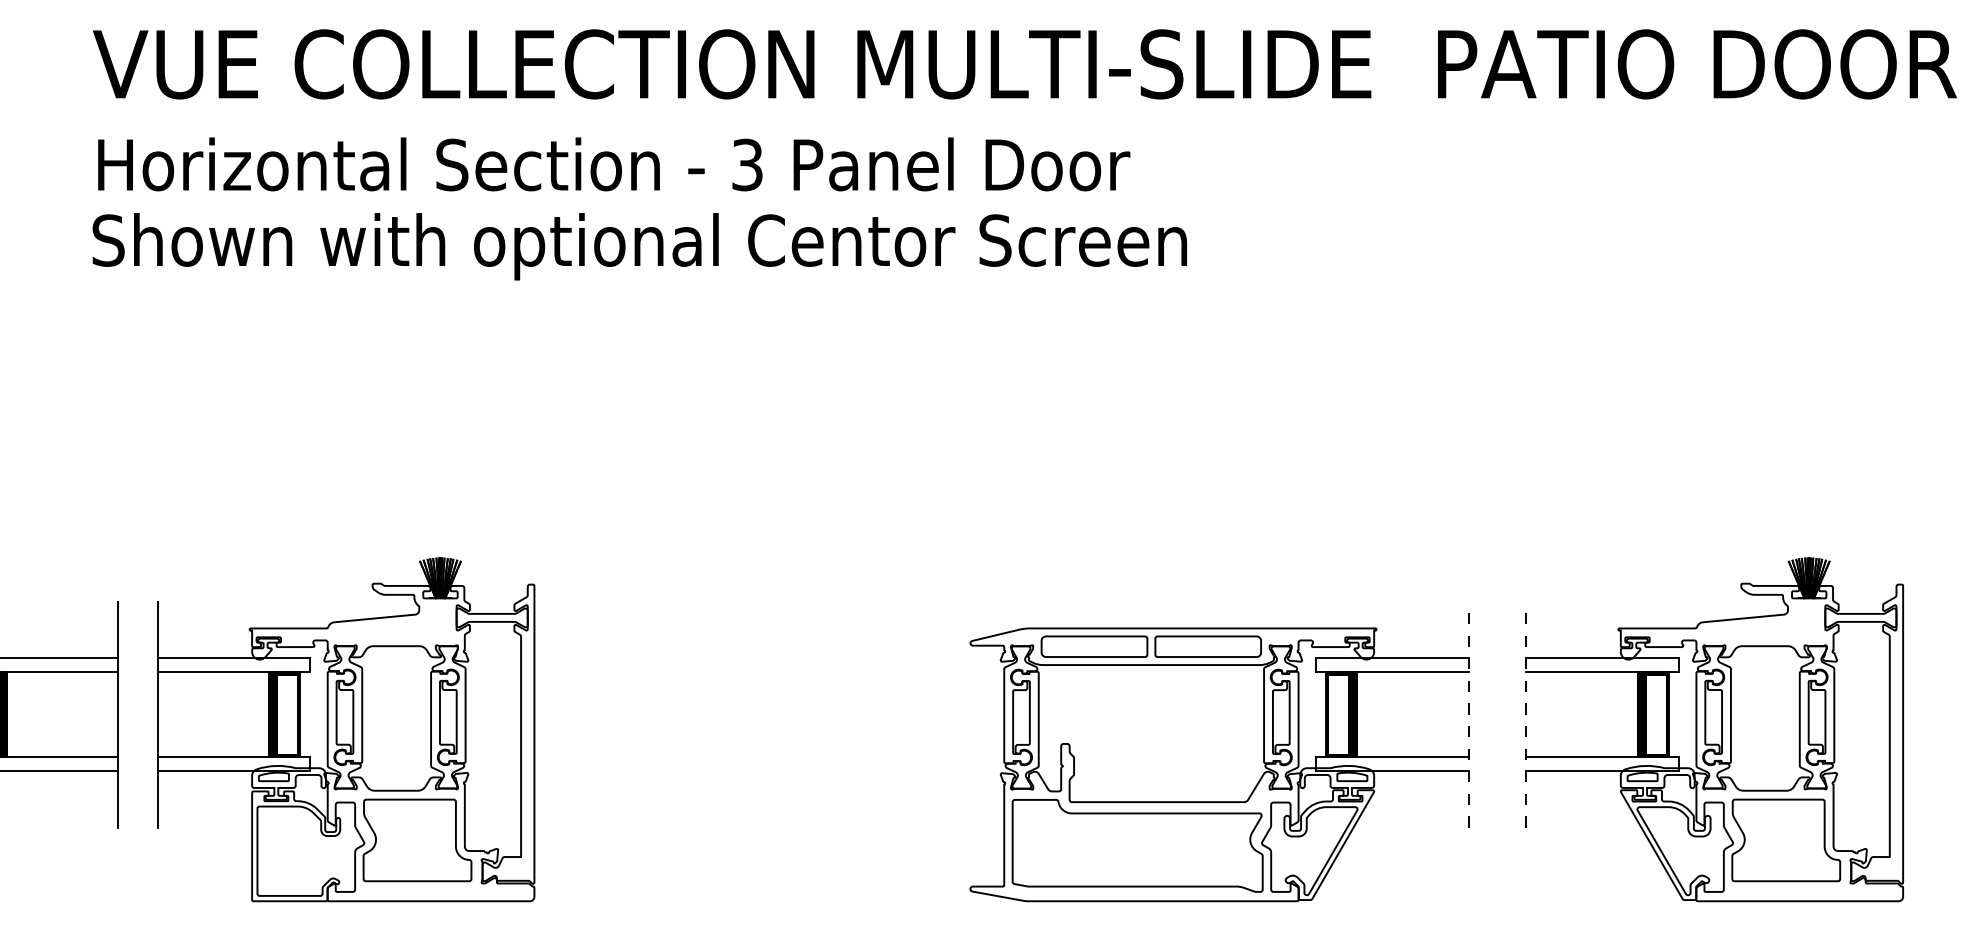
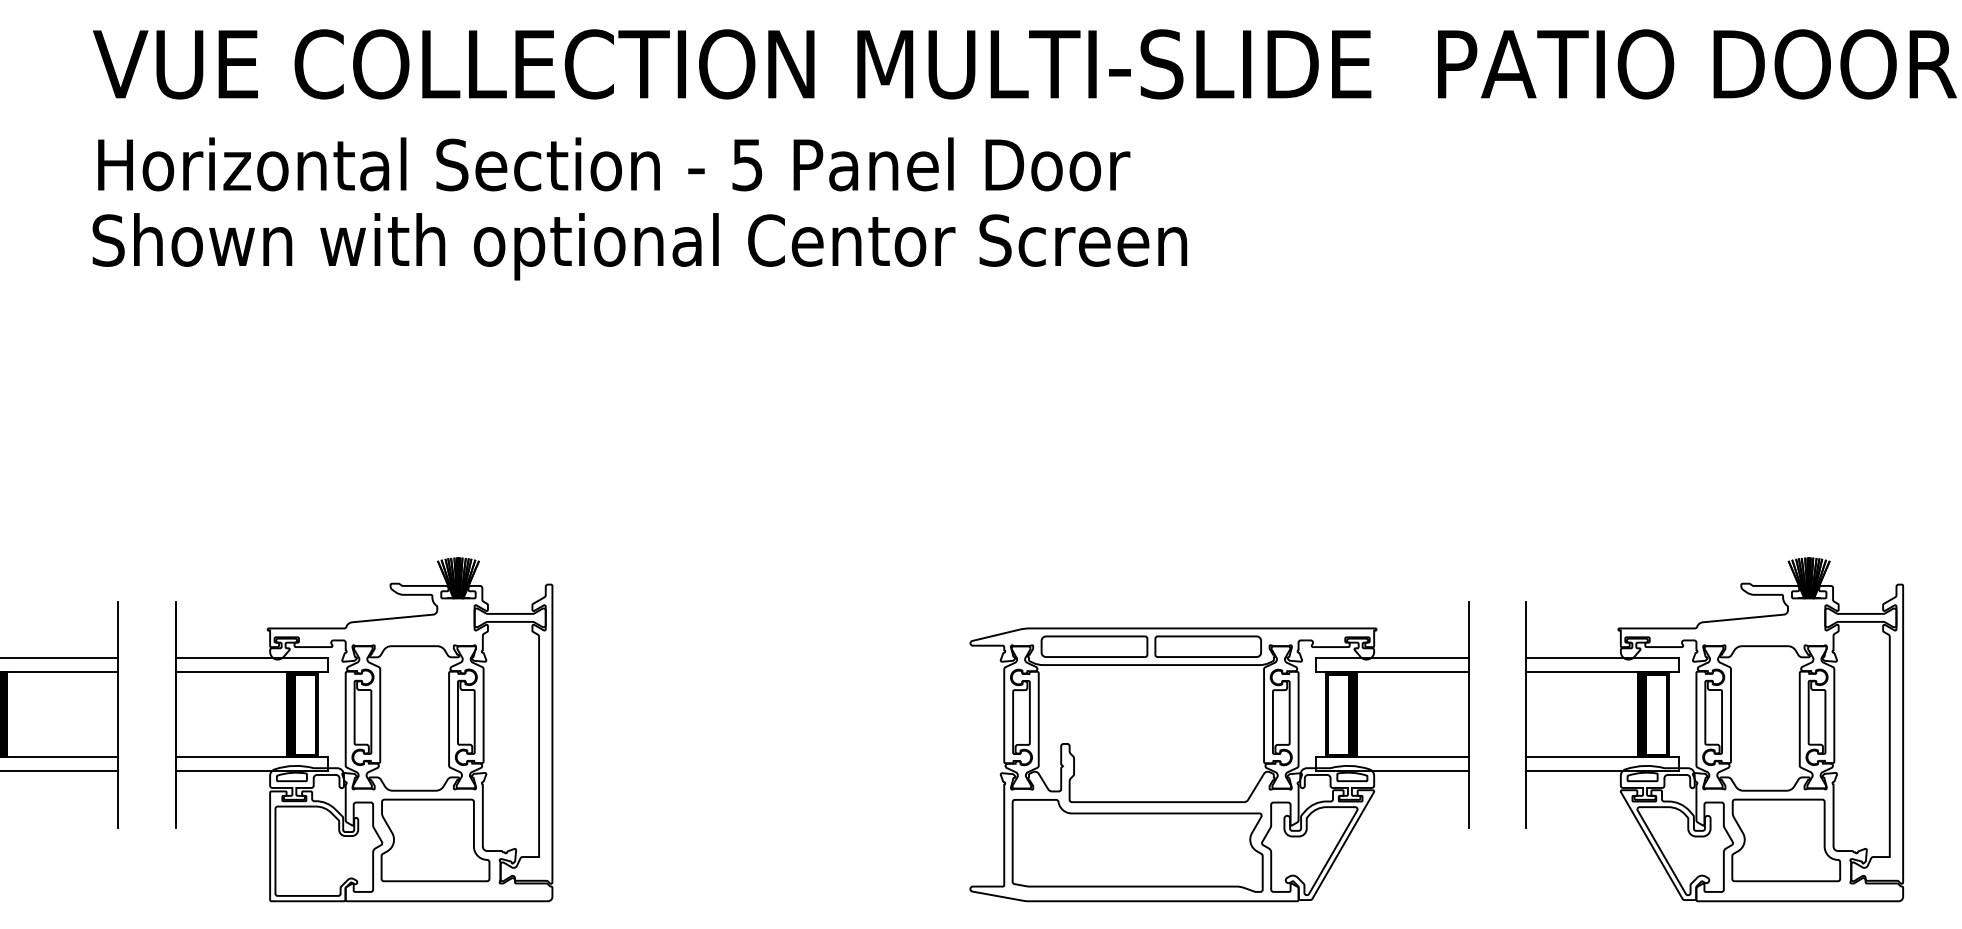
text: 3 -> 5 (747, 164)
line: dashed -> solid (1468, 714)
line: dashed -> solid (1526, 714)
part position: (346, 729) -> (364, 729) (364, 729)
